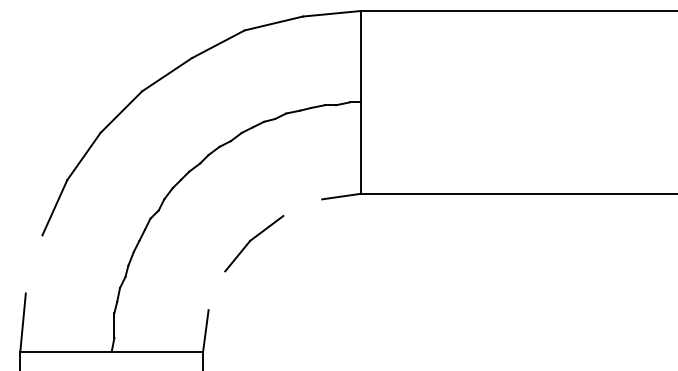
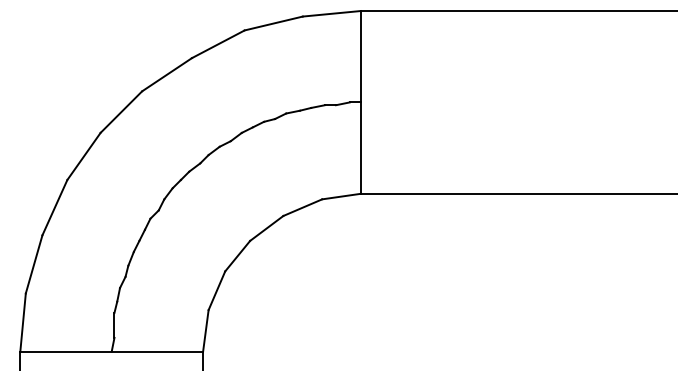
line: none -> present (302, 207)
line: none -> present (33, 264)
line: none -> present (216, 290)
